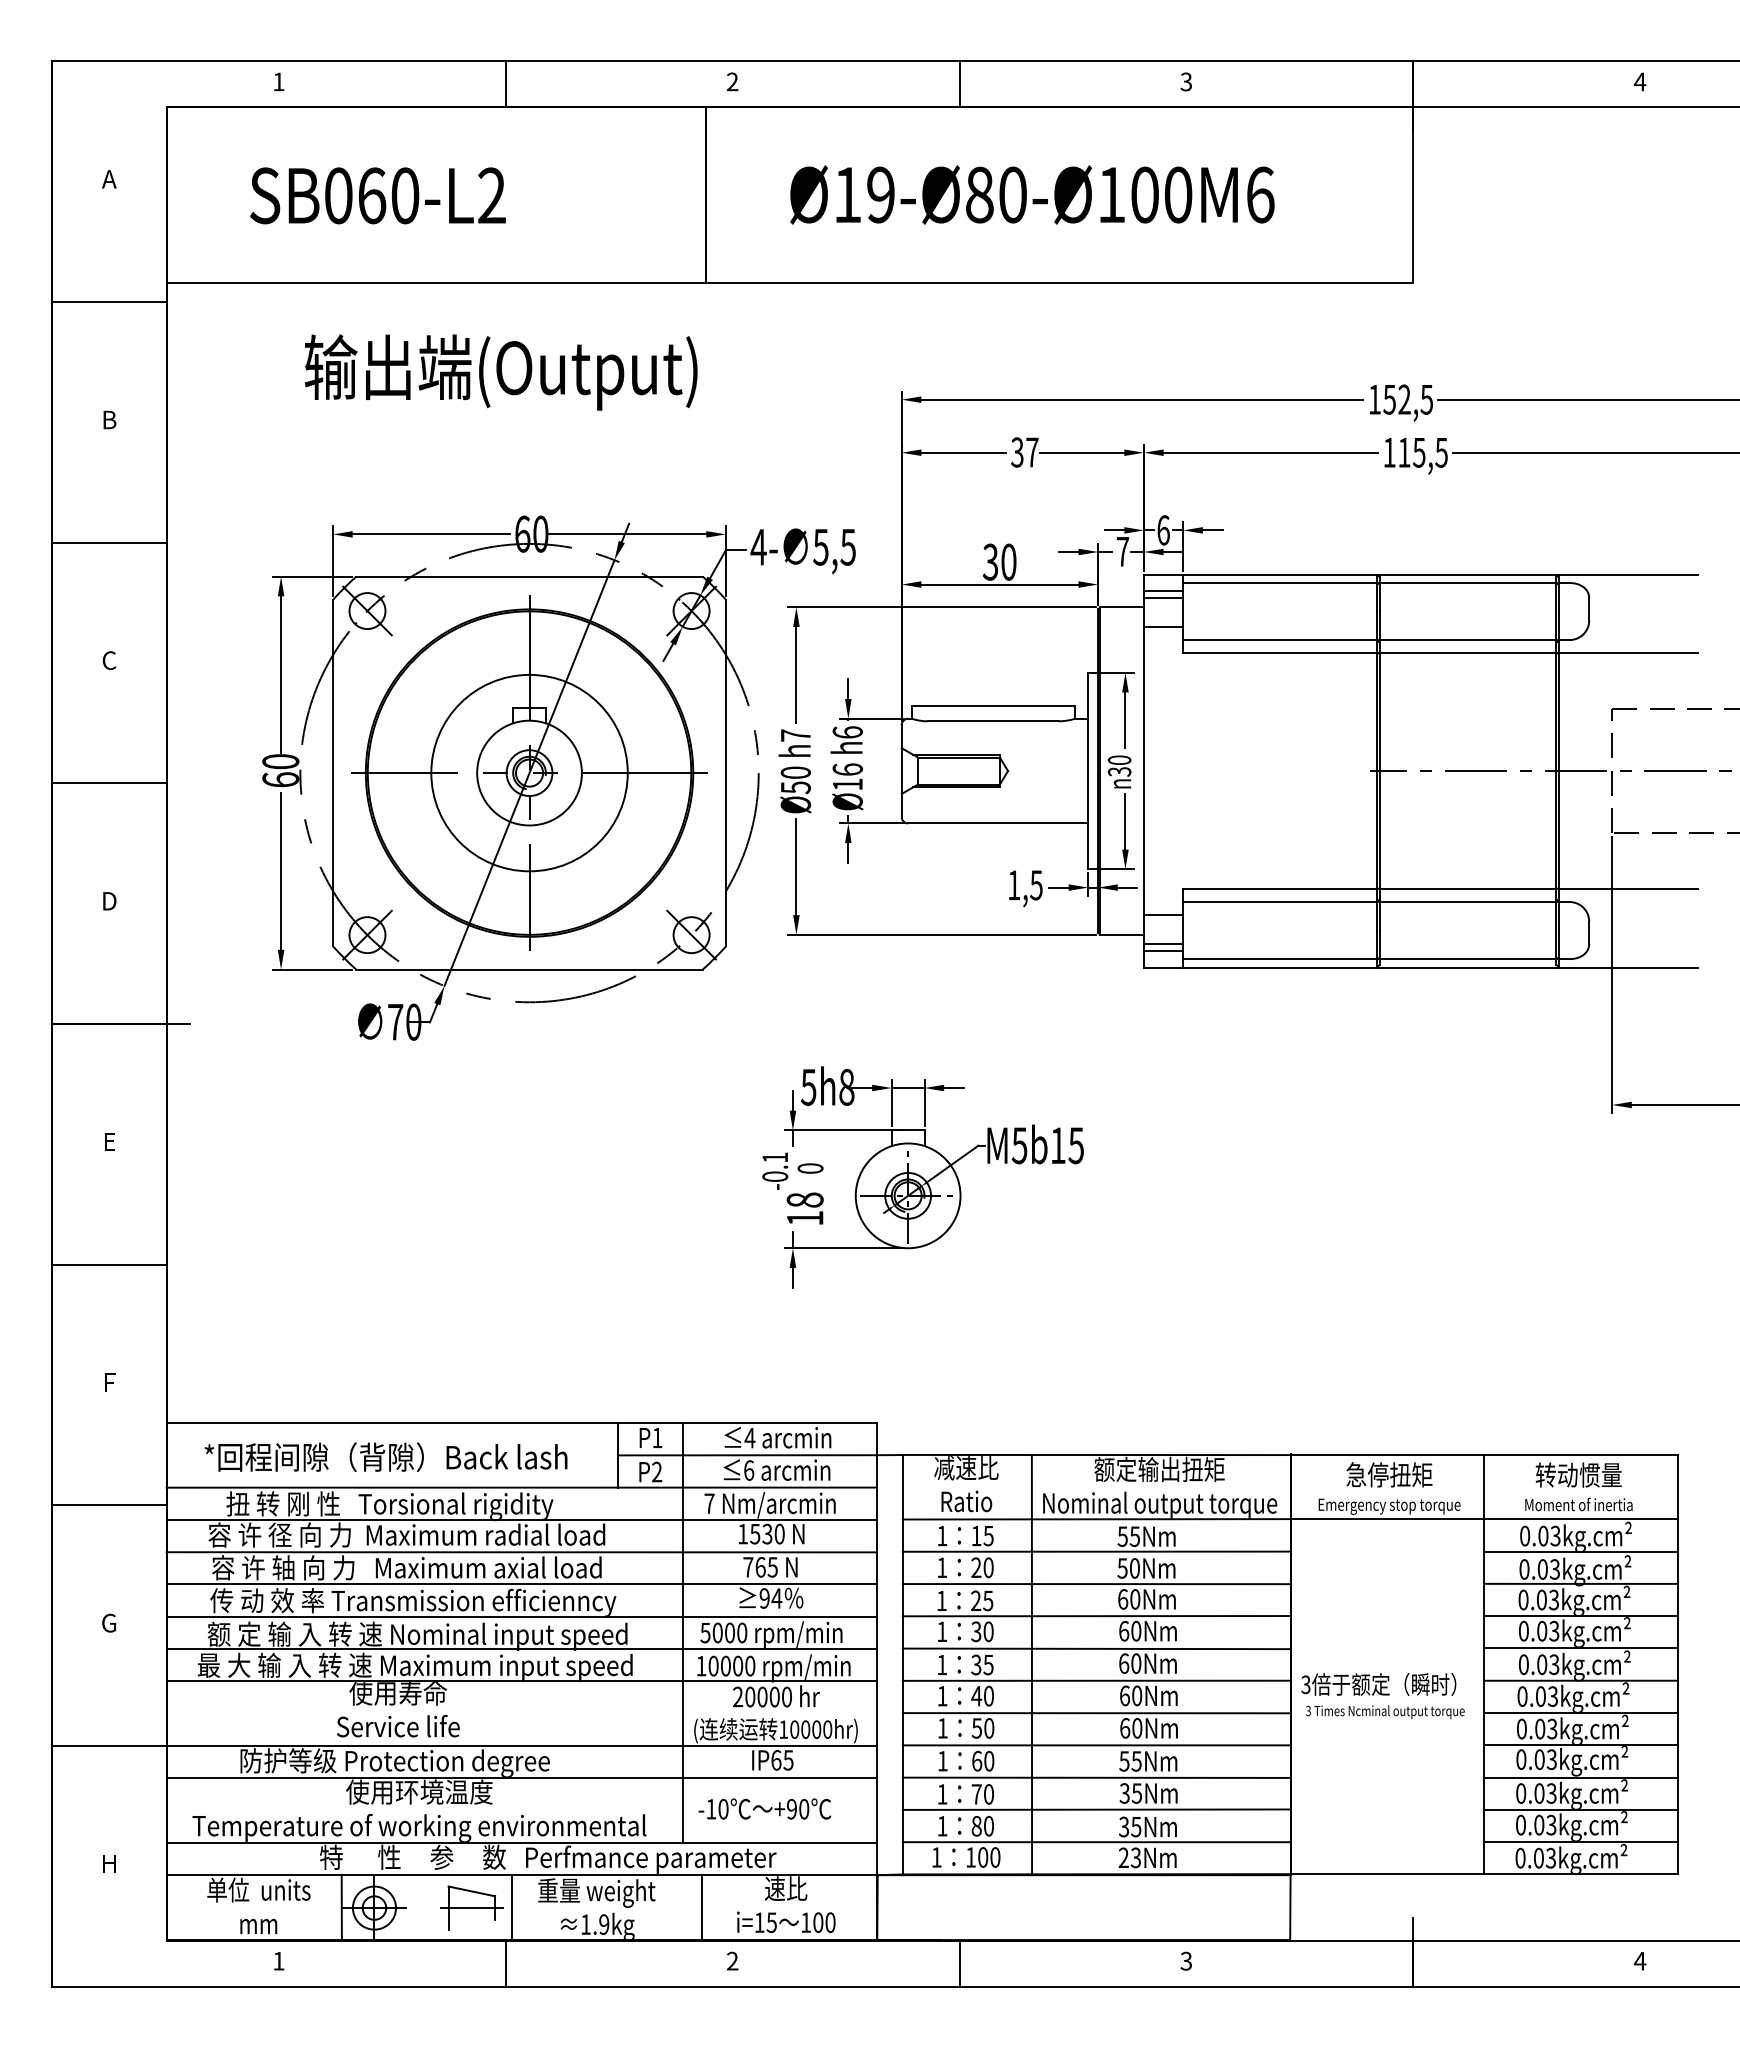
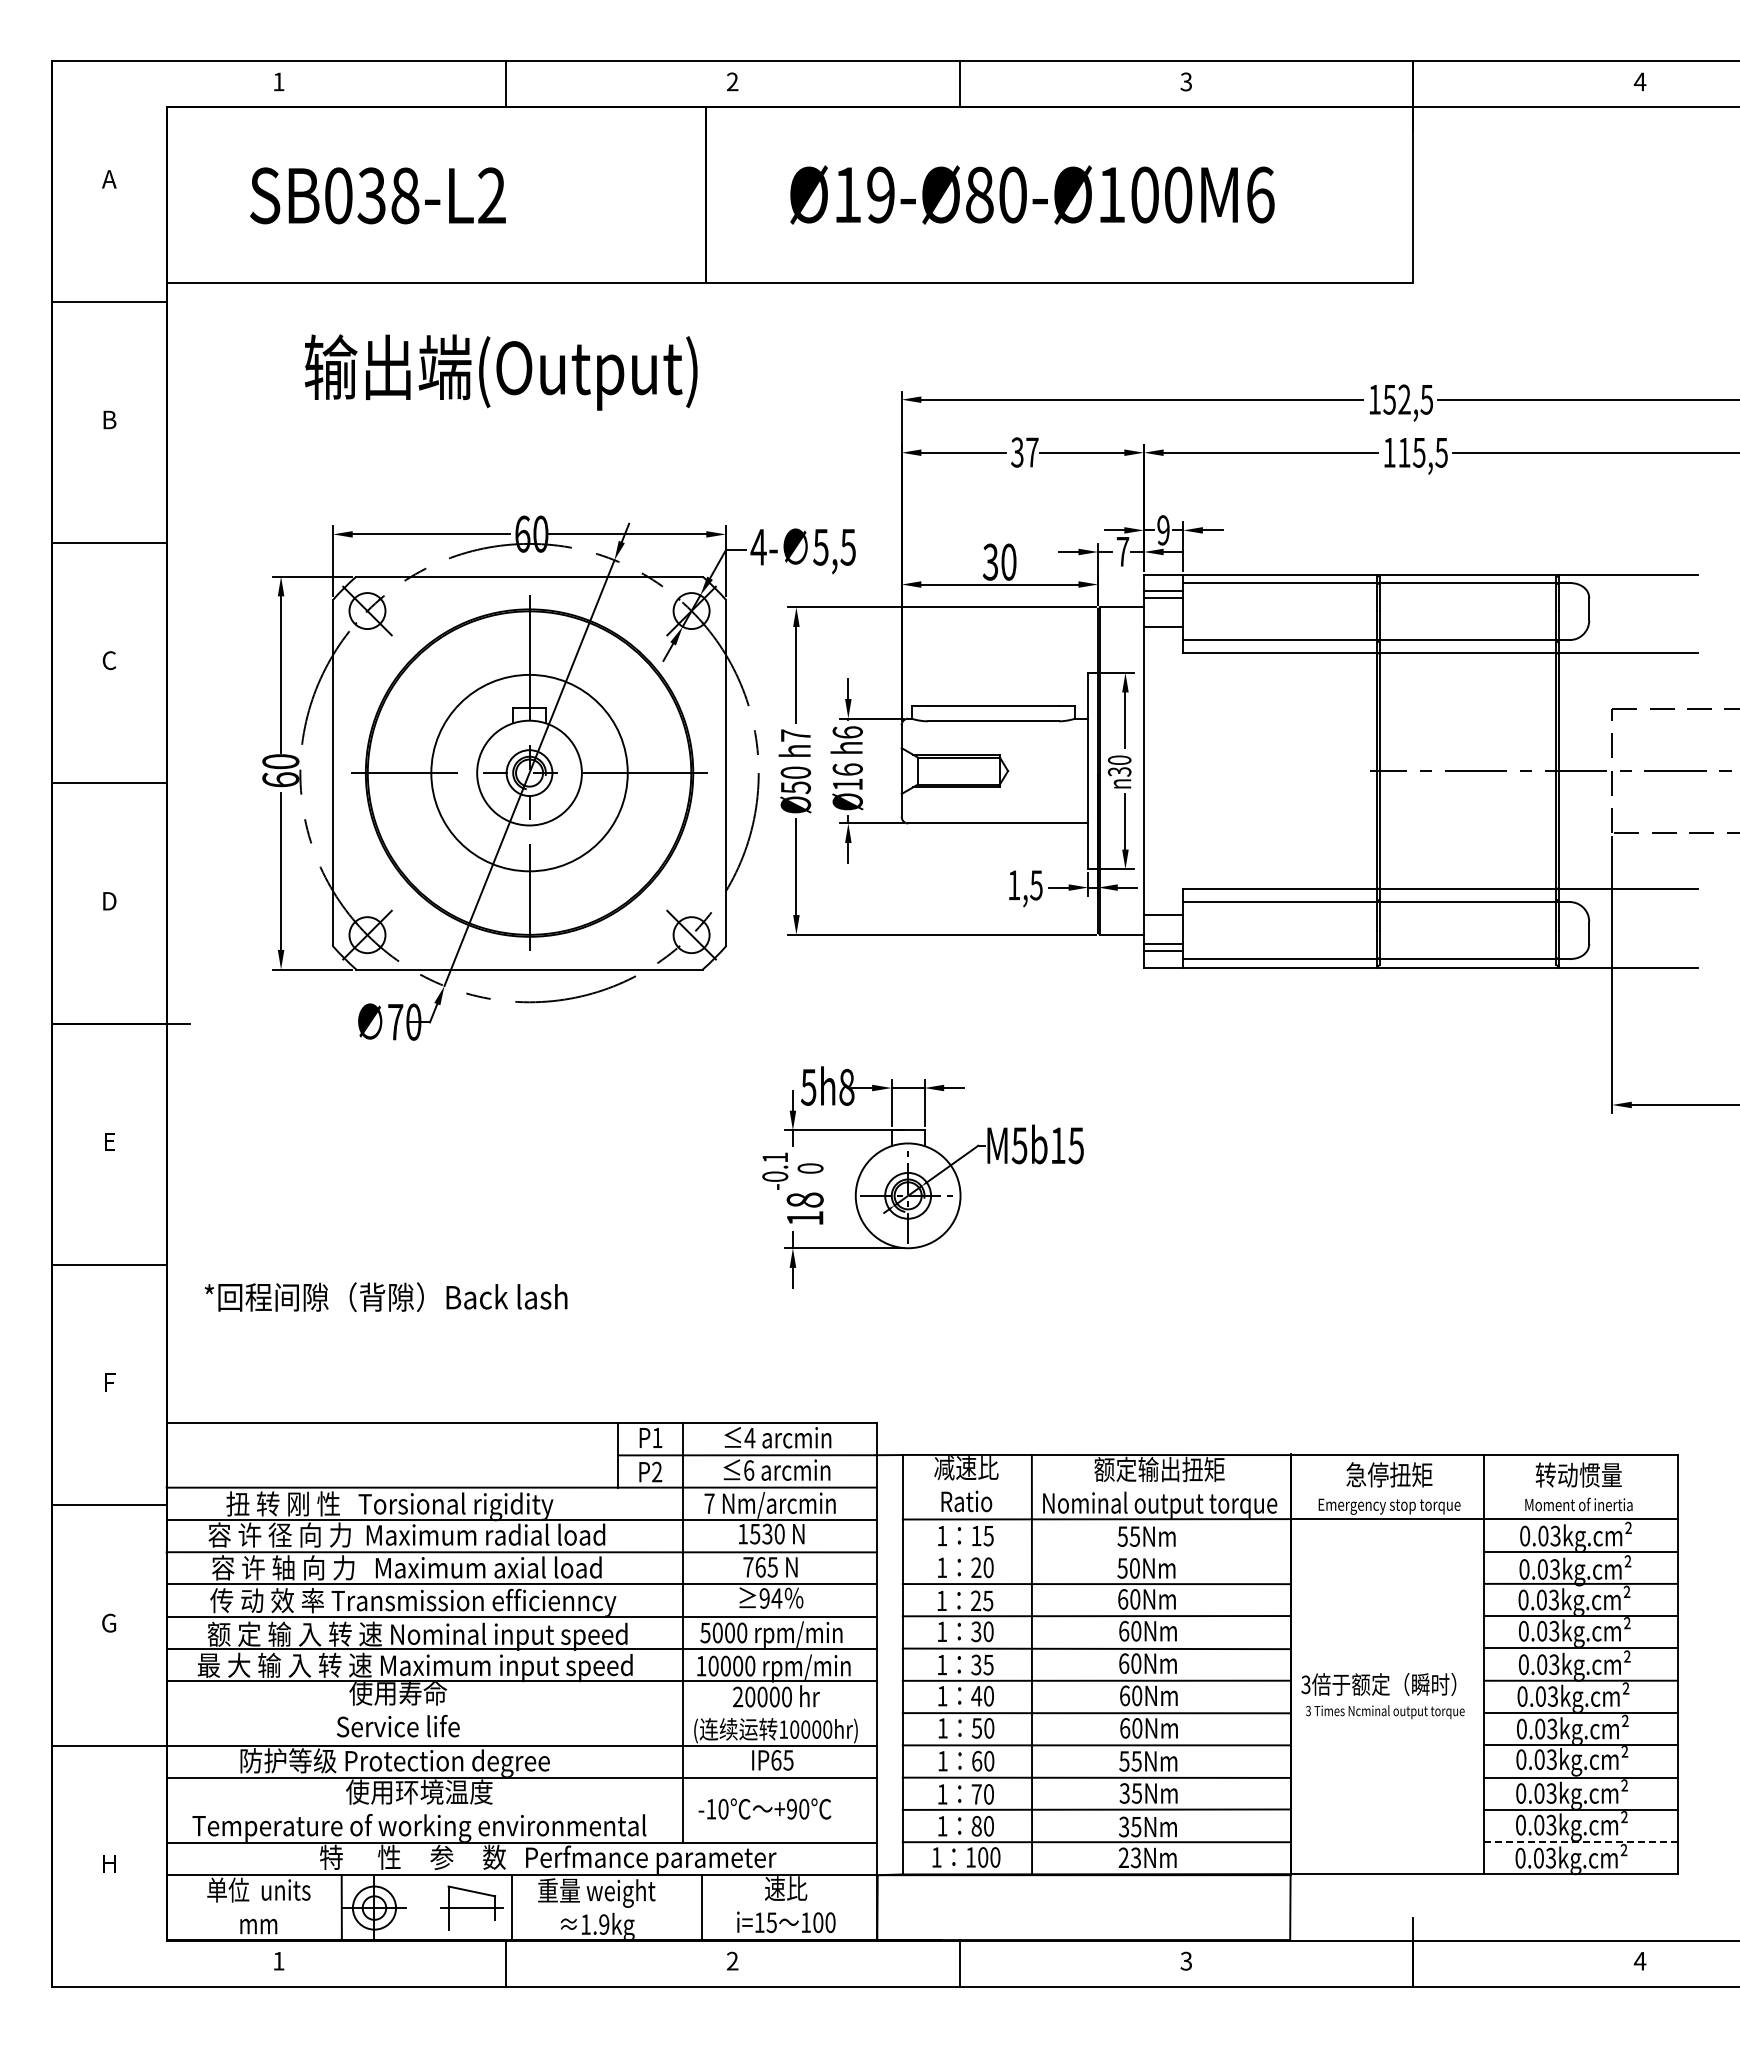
text: SB060-L2 -> SB038-L2 (388, 195)
text: 6 -> 9 (1163, 530)
text position: (385, 1456) -> (385, 1296) (385, 1296)
line: present -> none (1096, 1551)
line: solid -> dashed (1581, 1842)
